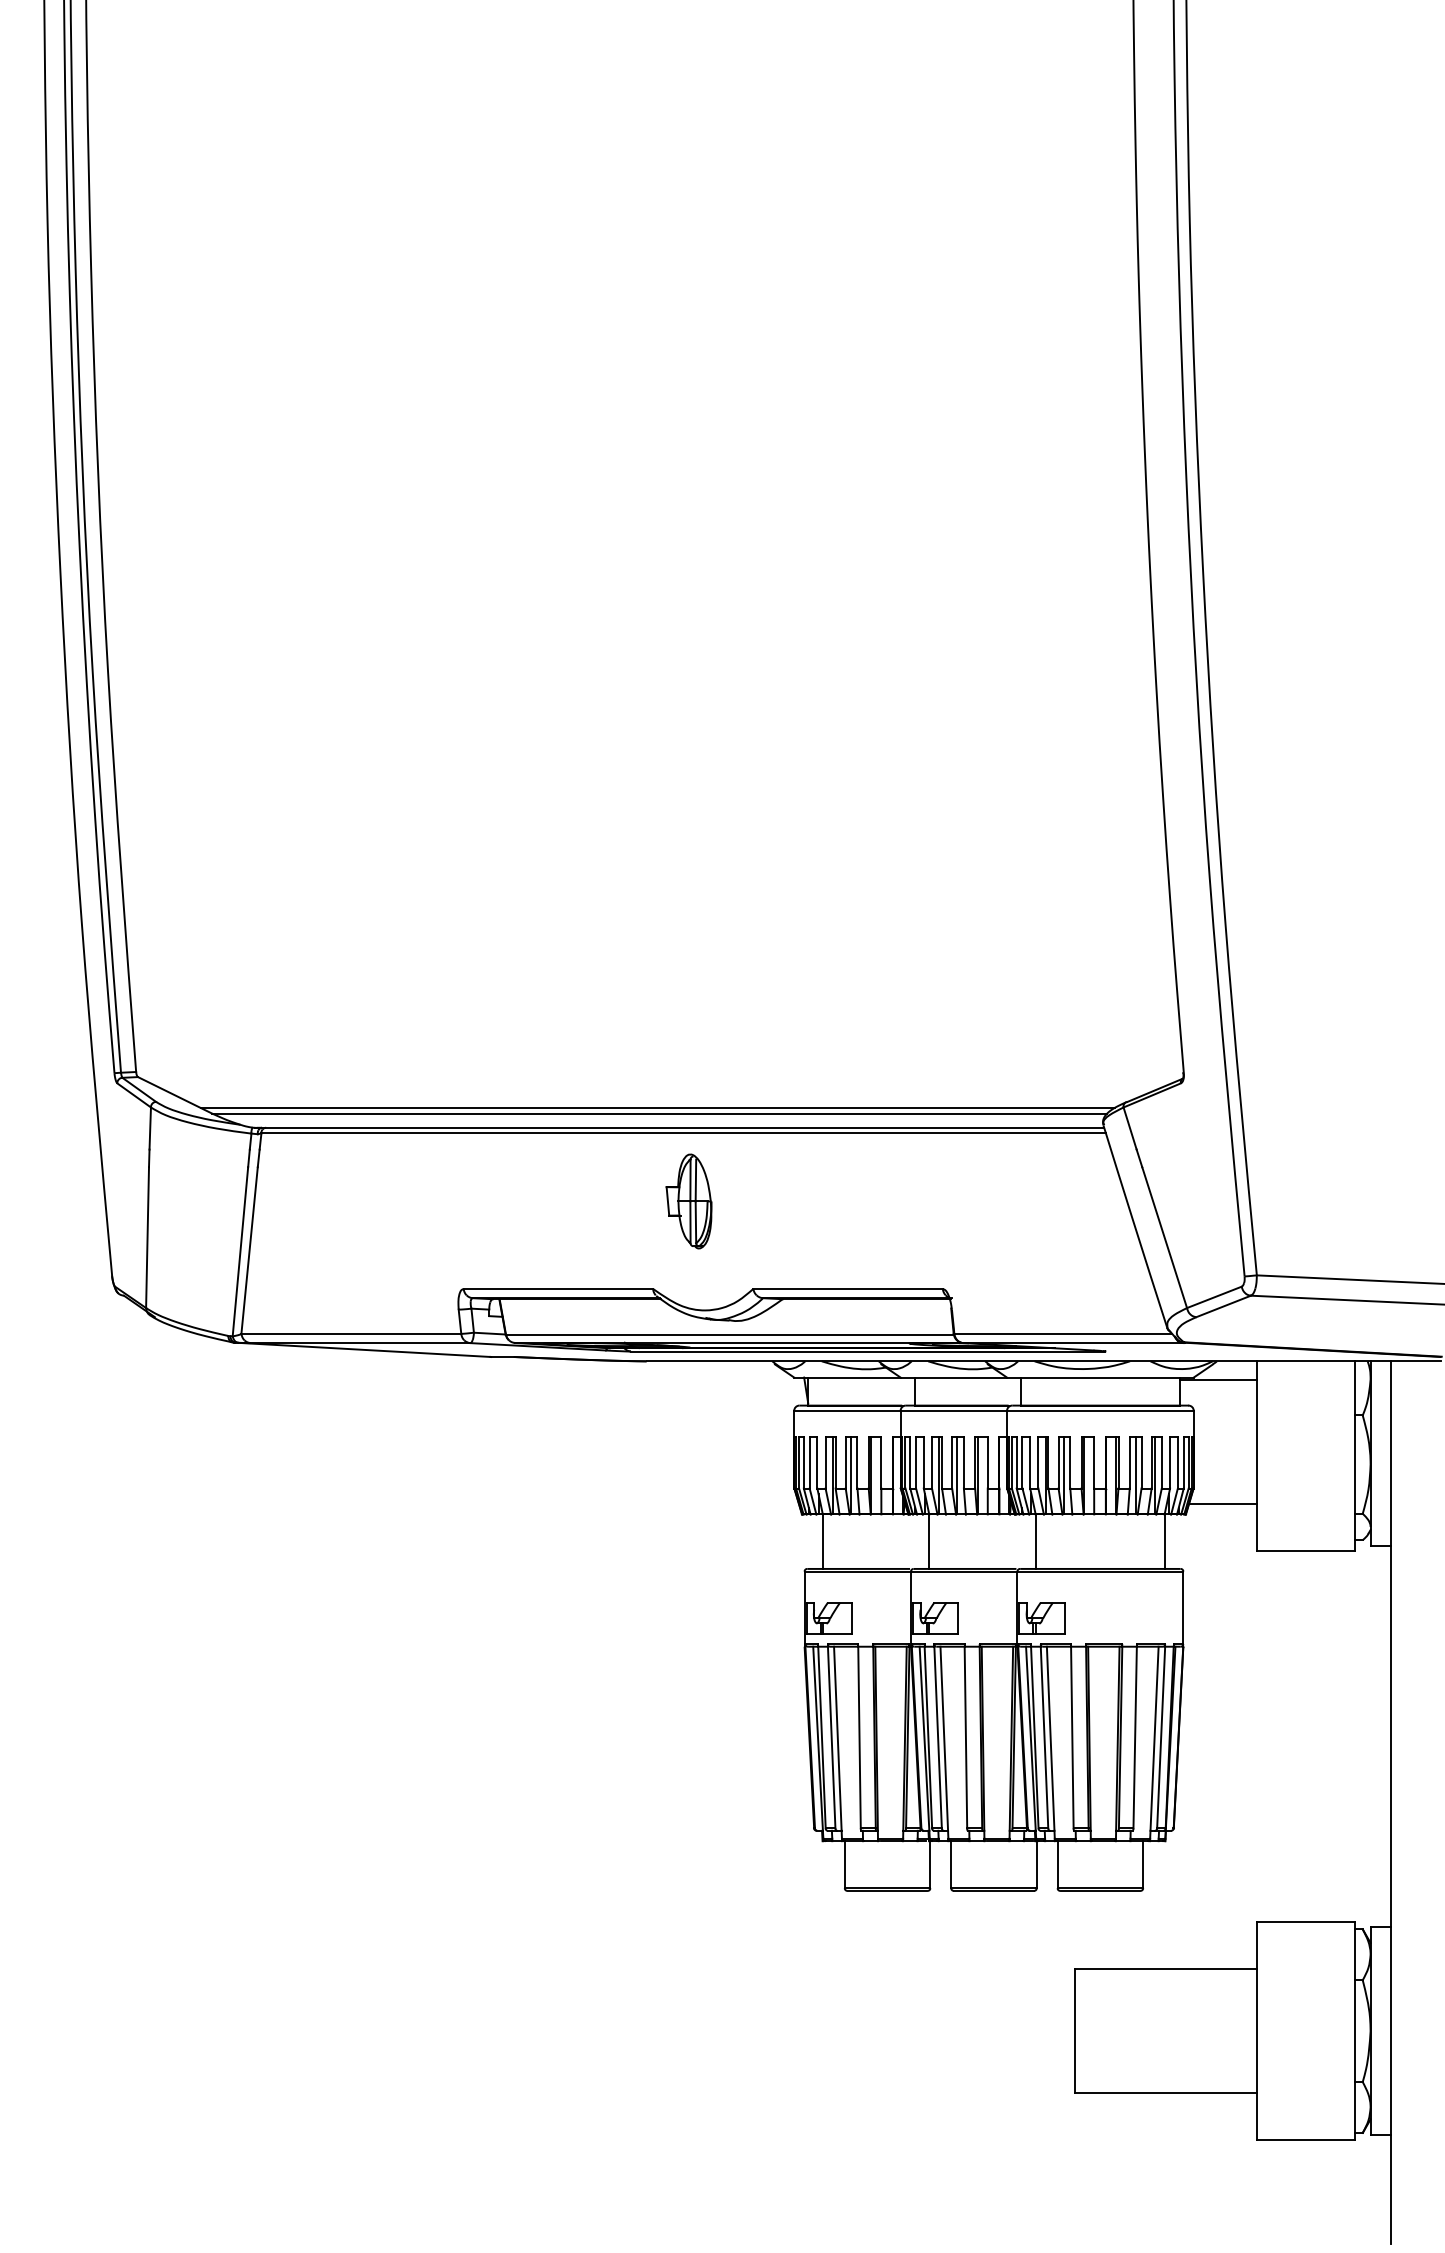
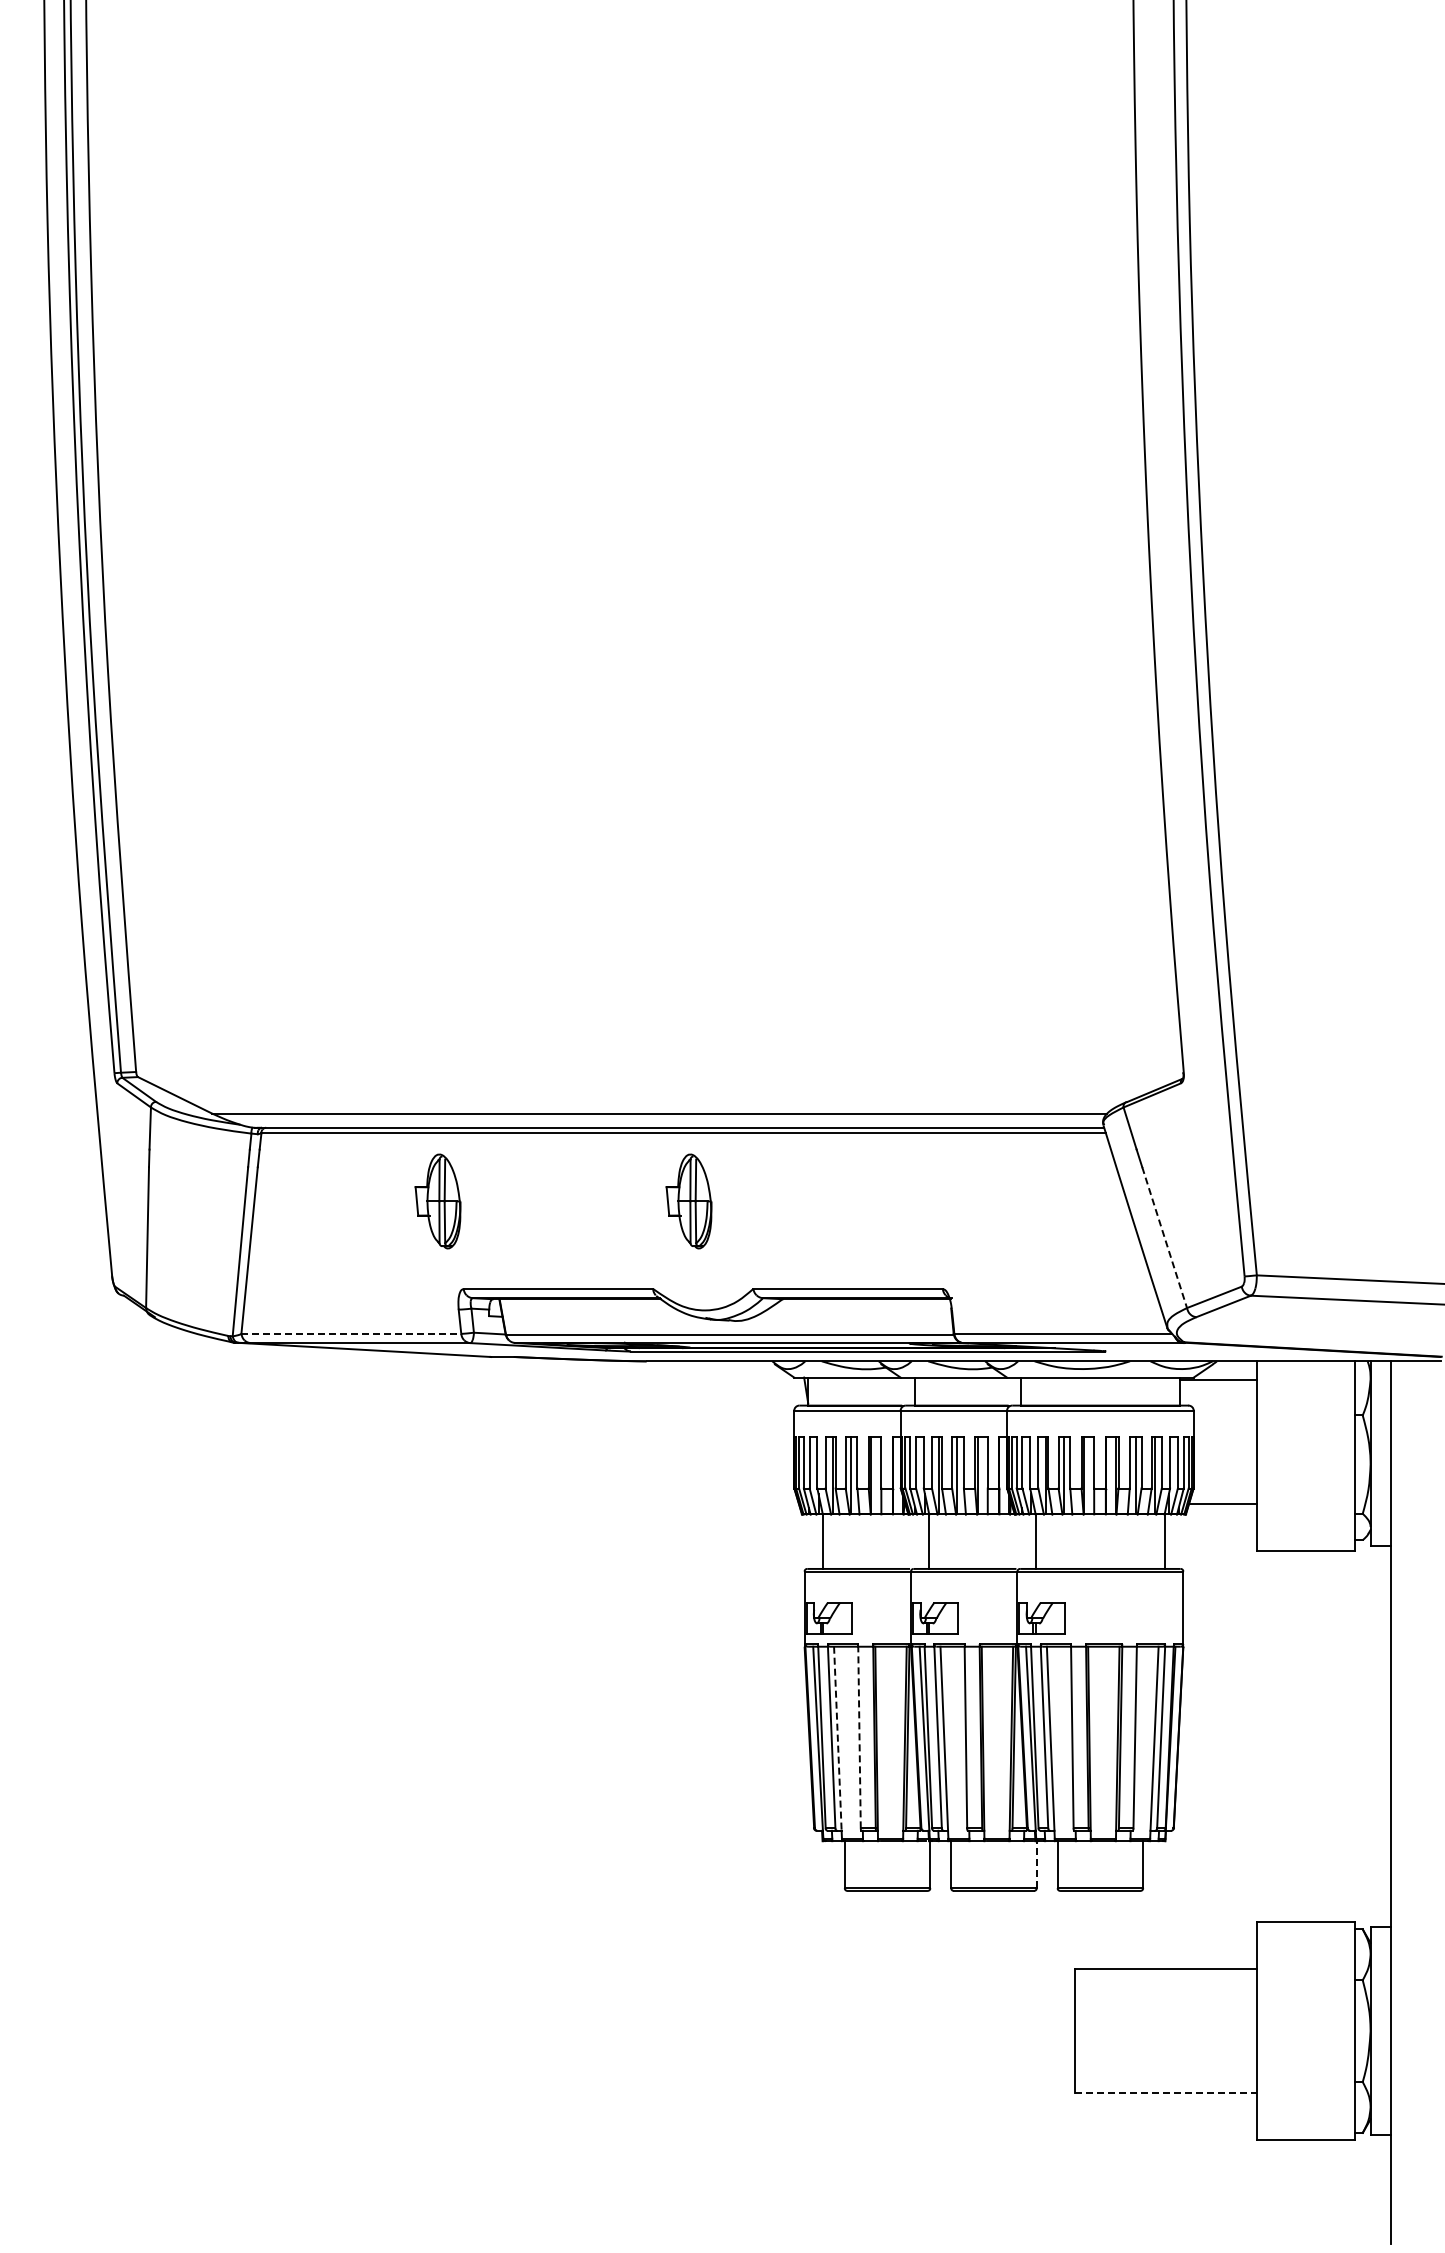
line: present -> none (657, 1108)
part: none -> present (437, 1201)
line: solid -> dashed (1164, 1237)
line: solid -> dashed (351, 1333)
line: solid -> dashed (859, 1737)
line: solid -> dashed (837, 1739)
line: solid -> dashed (1036, 1864)
line: solid -> dashed (1165, 2093)
